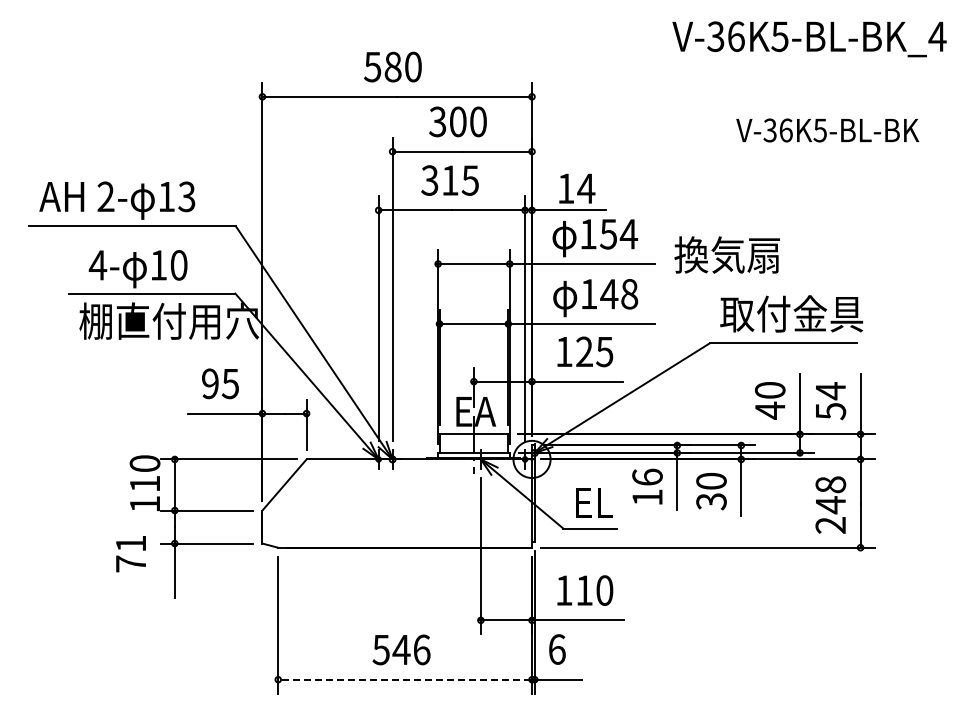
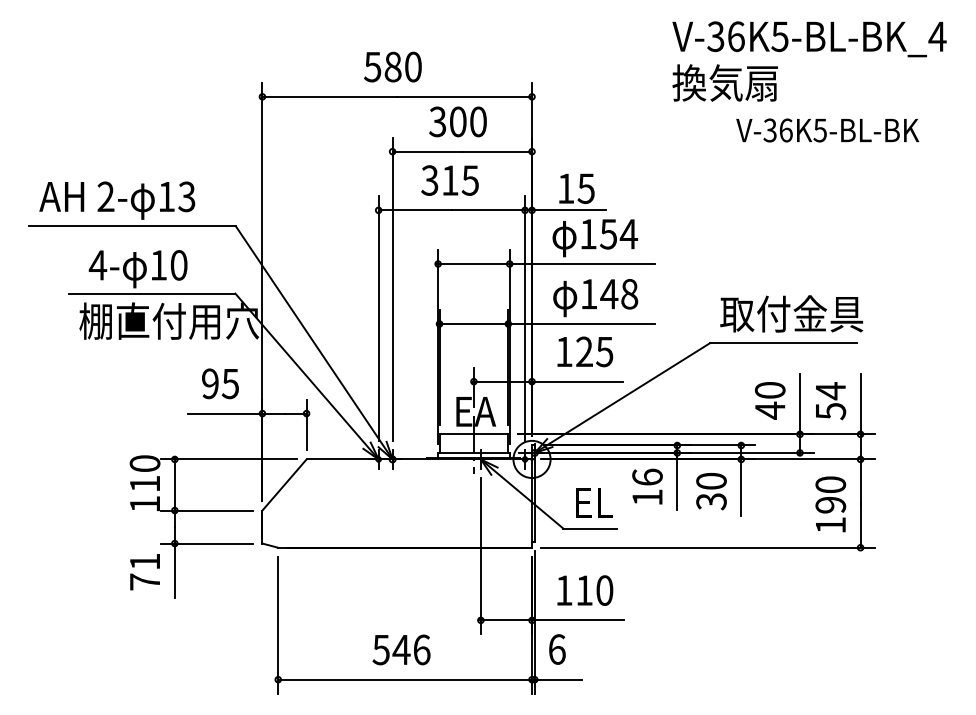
text: 14 -> 15 (586, 188)
text position: (726, 254) -> (724, 82) (724, 82)
text: 248 -> 190 (830, 504)
text position: (130, 554) -> (144, 572) (144, 572)
line: dashed -> solid (405, 679)
